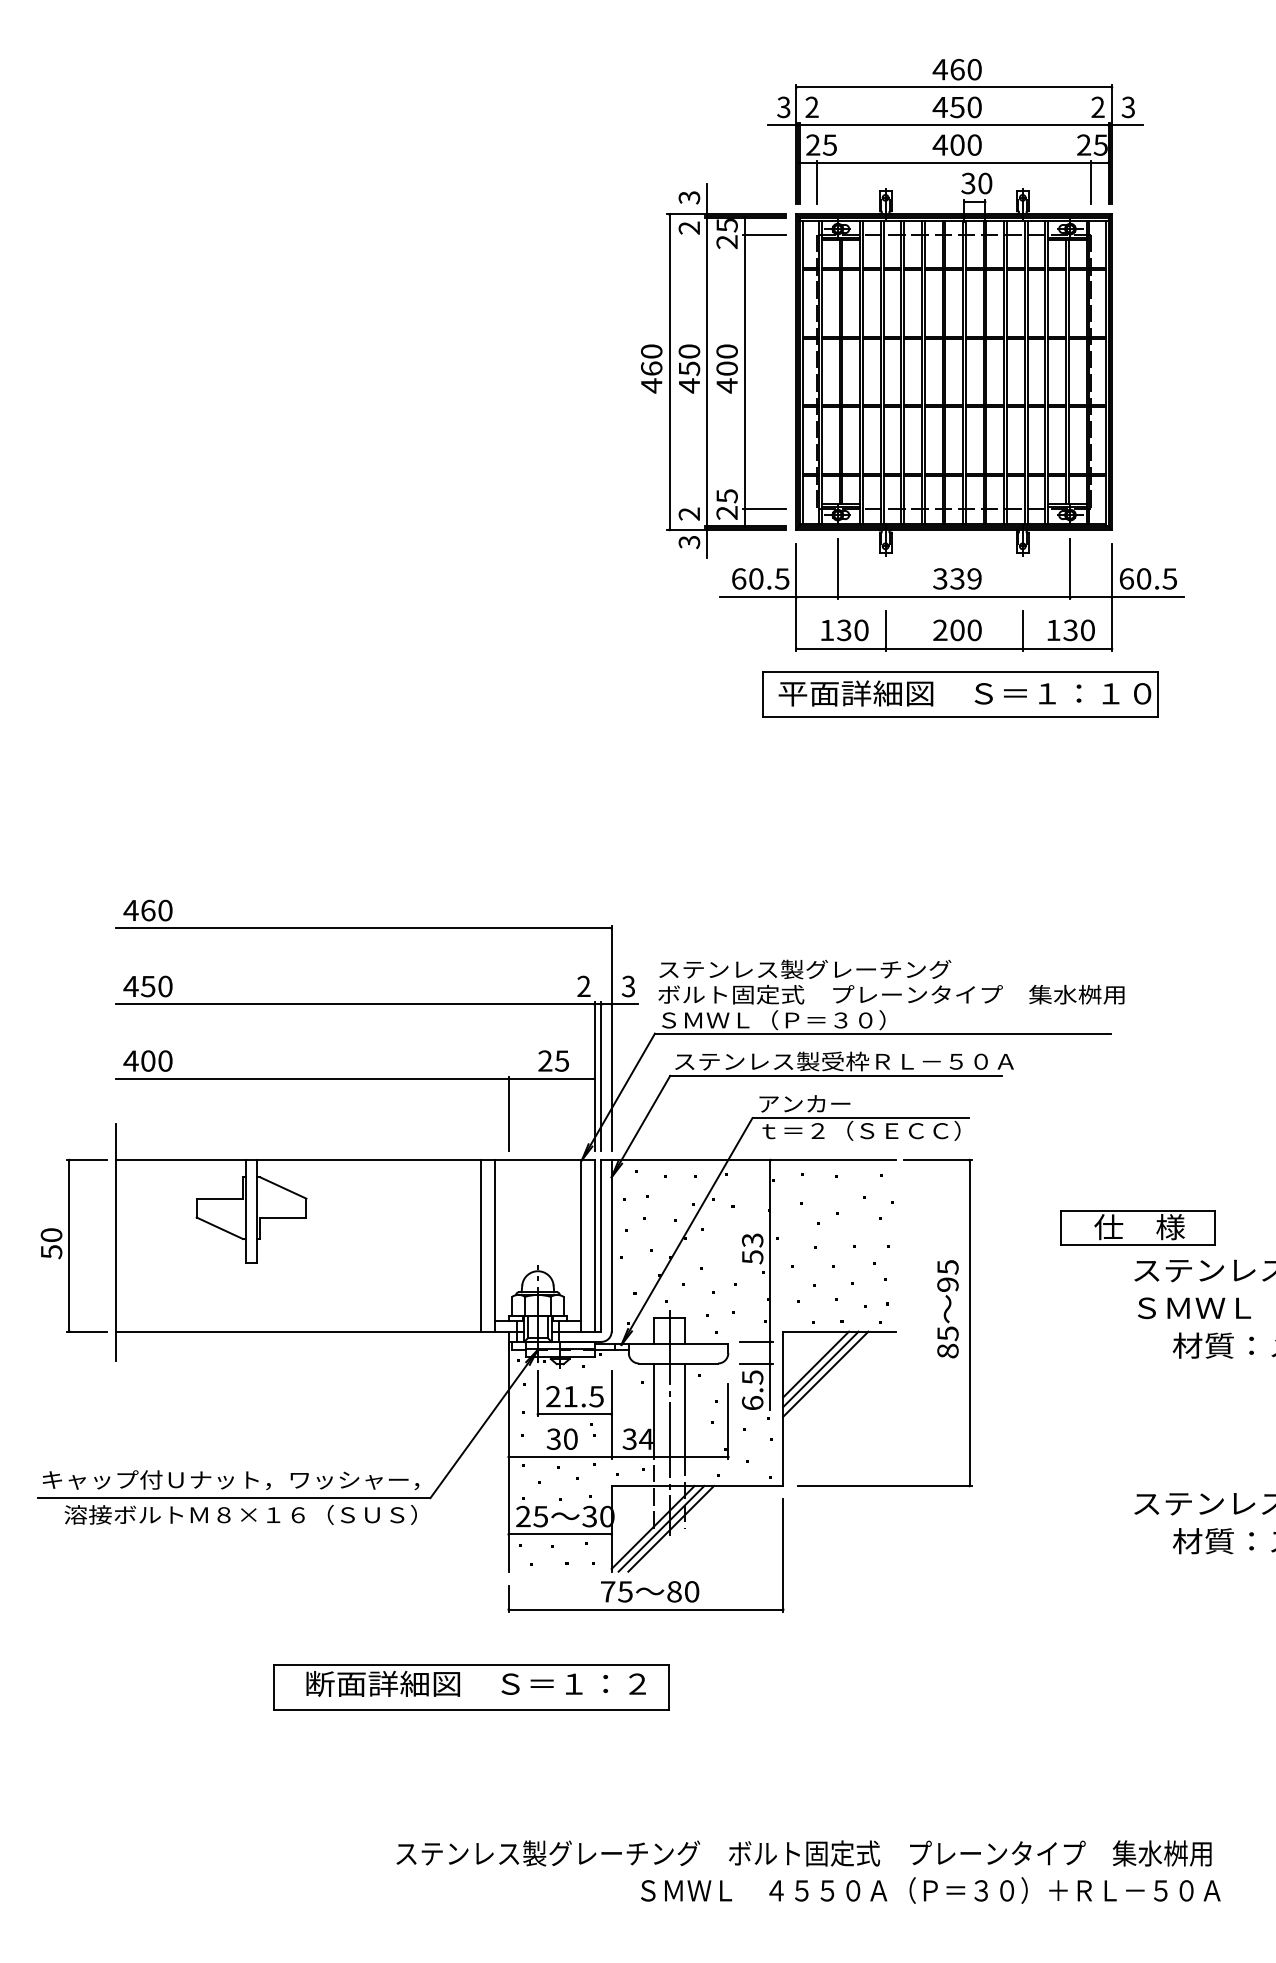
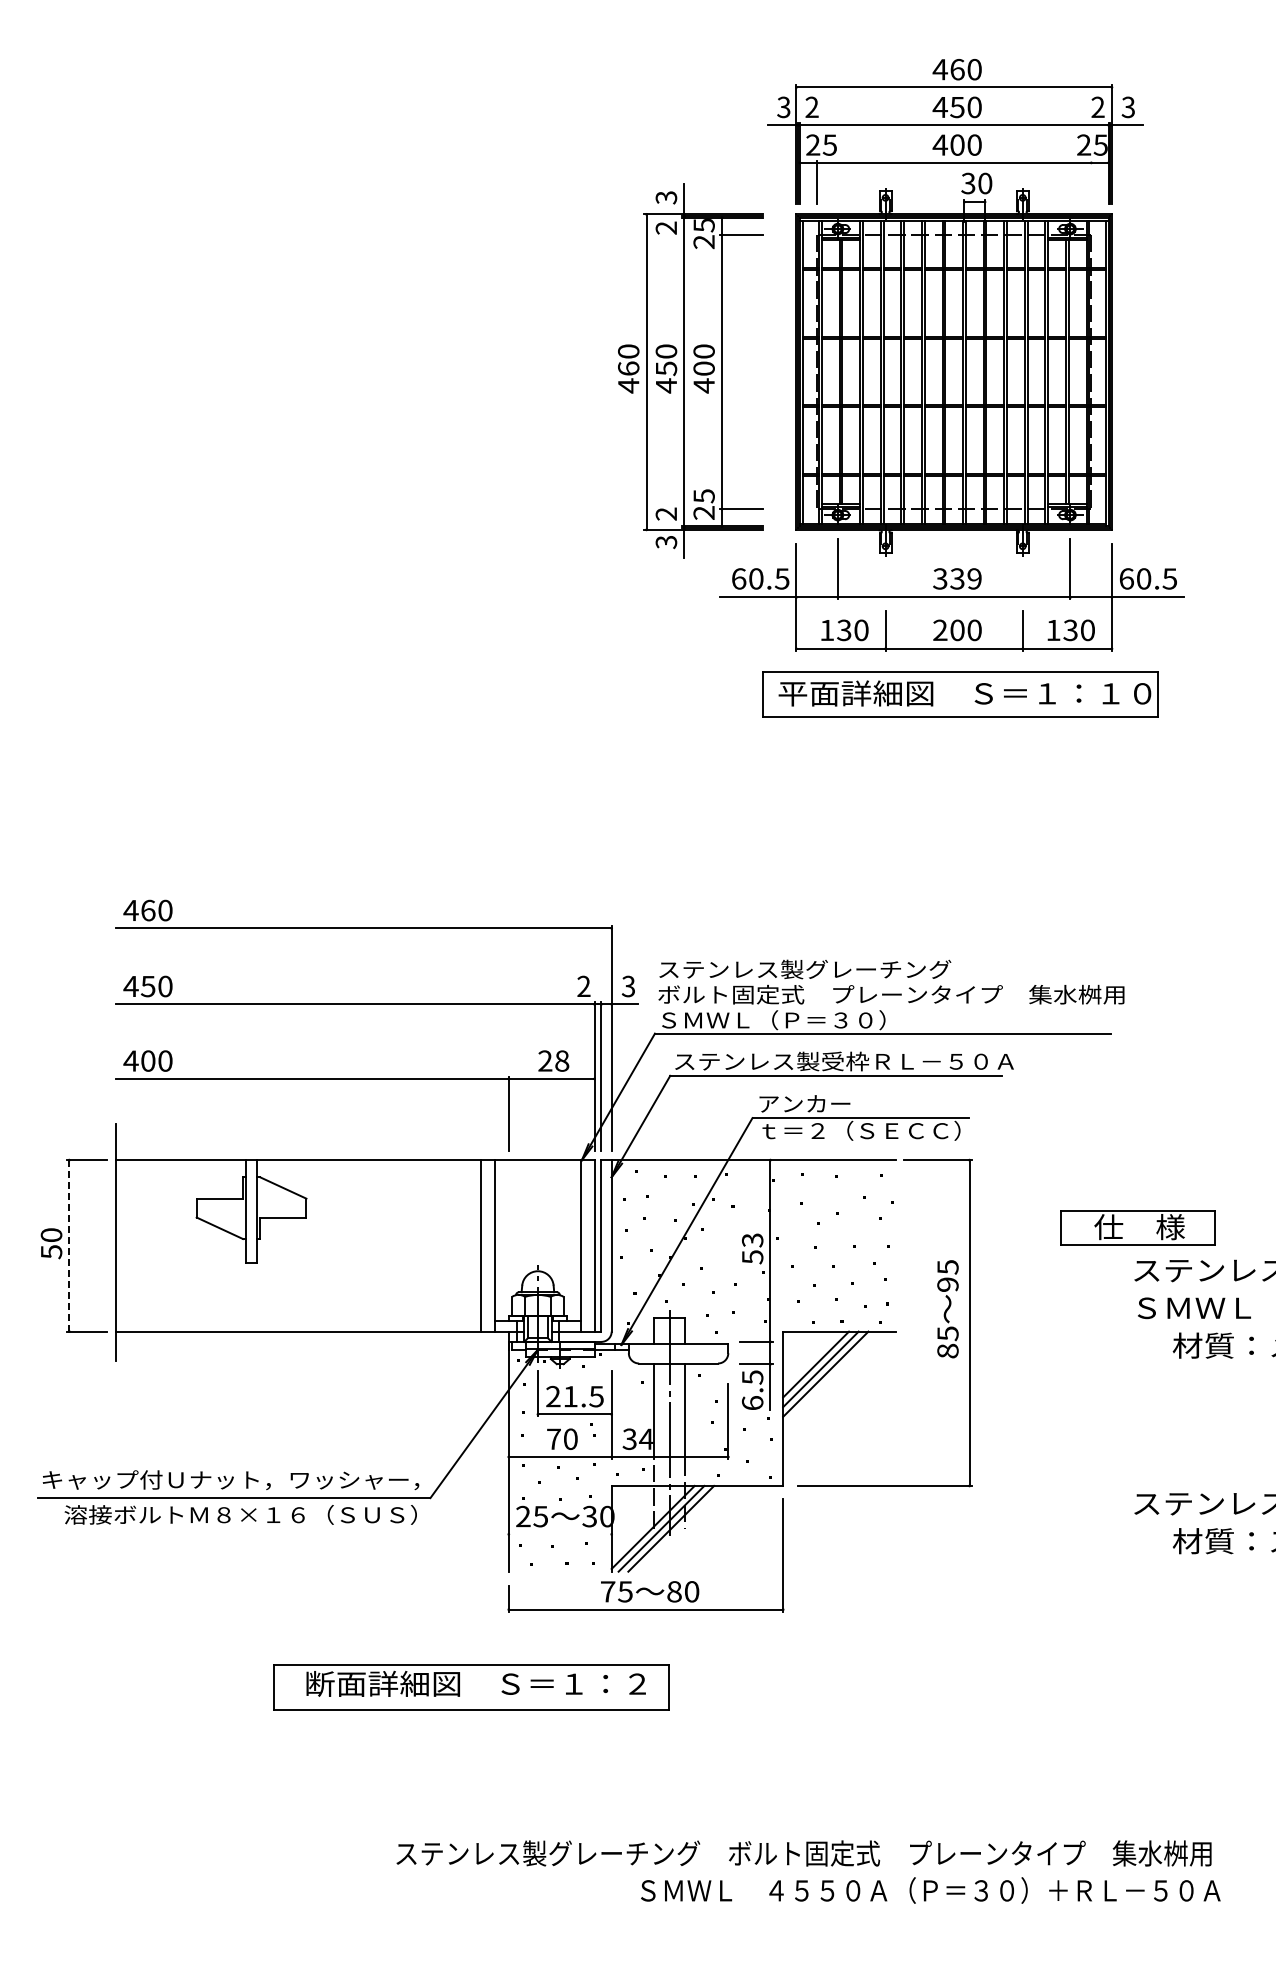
line: present -> none (1091, 182)
part position: (713, 370) -> (690, 370) (690, 370)
text: 25 -> 28 (562, 1060)
line: solid -> dashed (69, 1245)
text: 30 -> 70 (553, 1439)
line: present -> none (559, 1534)
